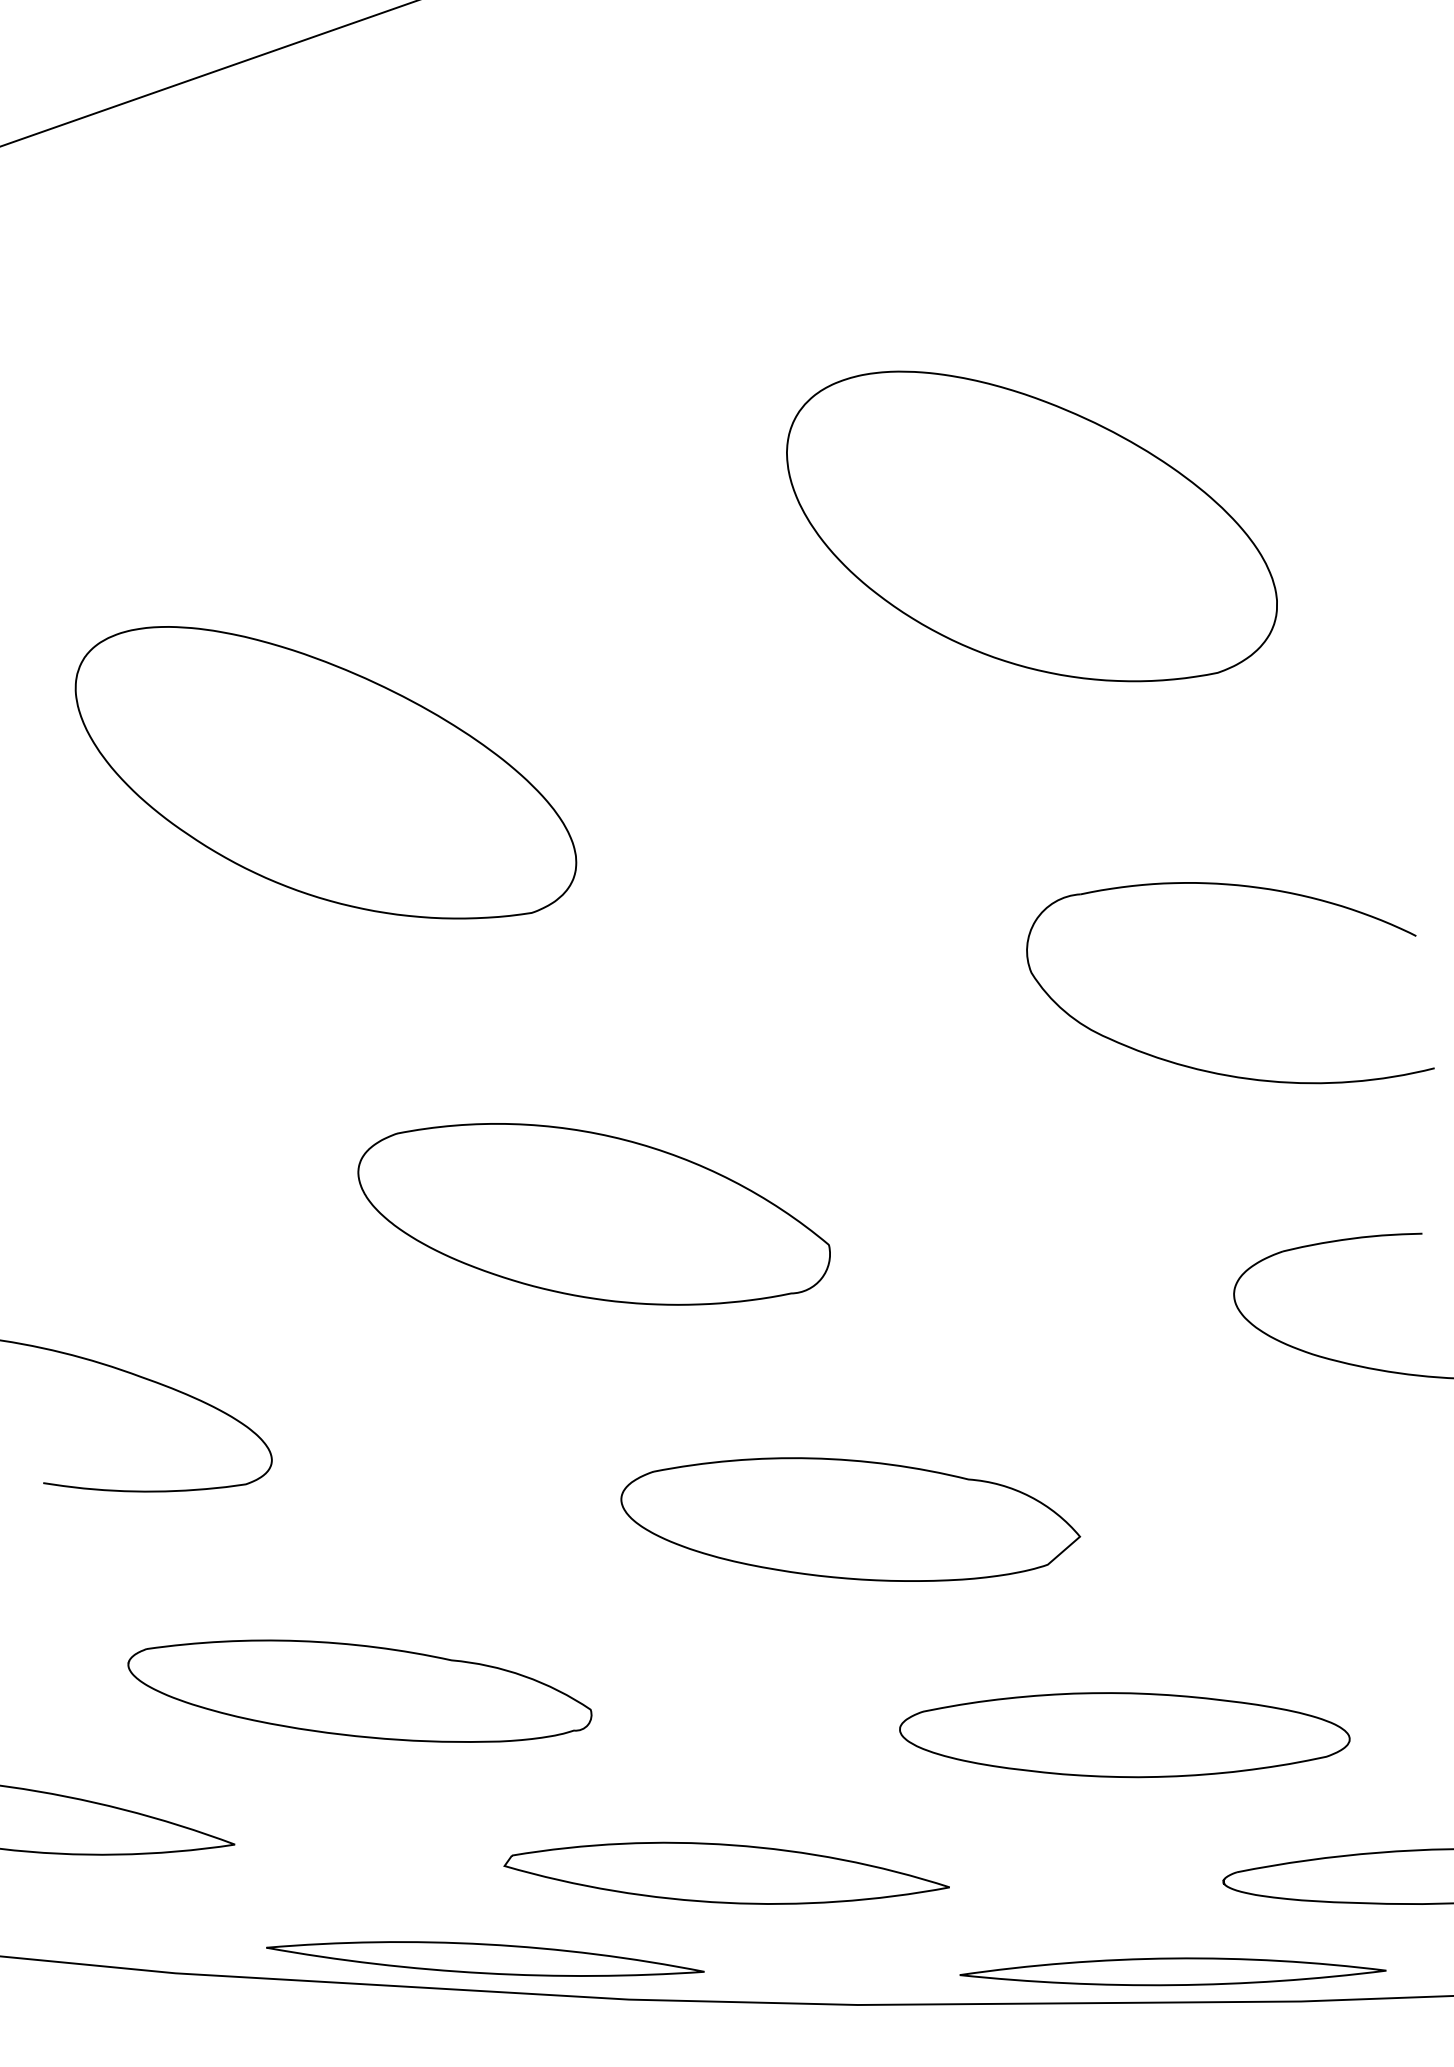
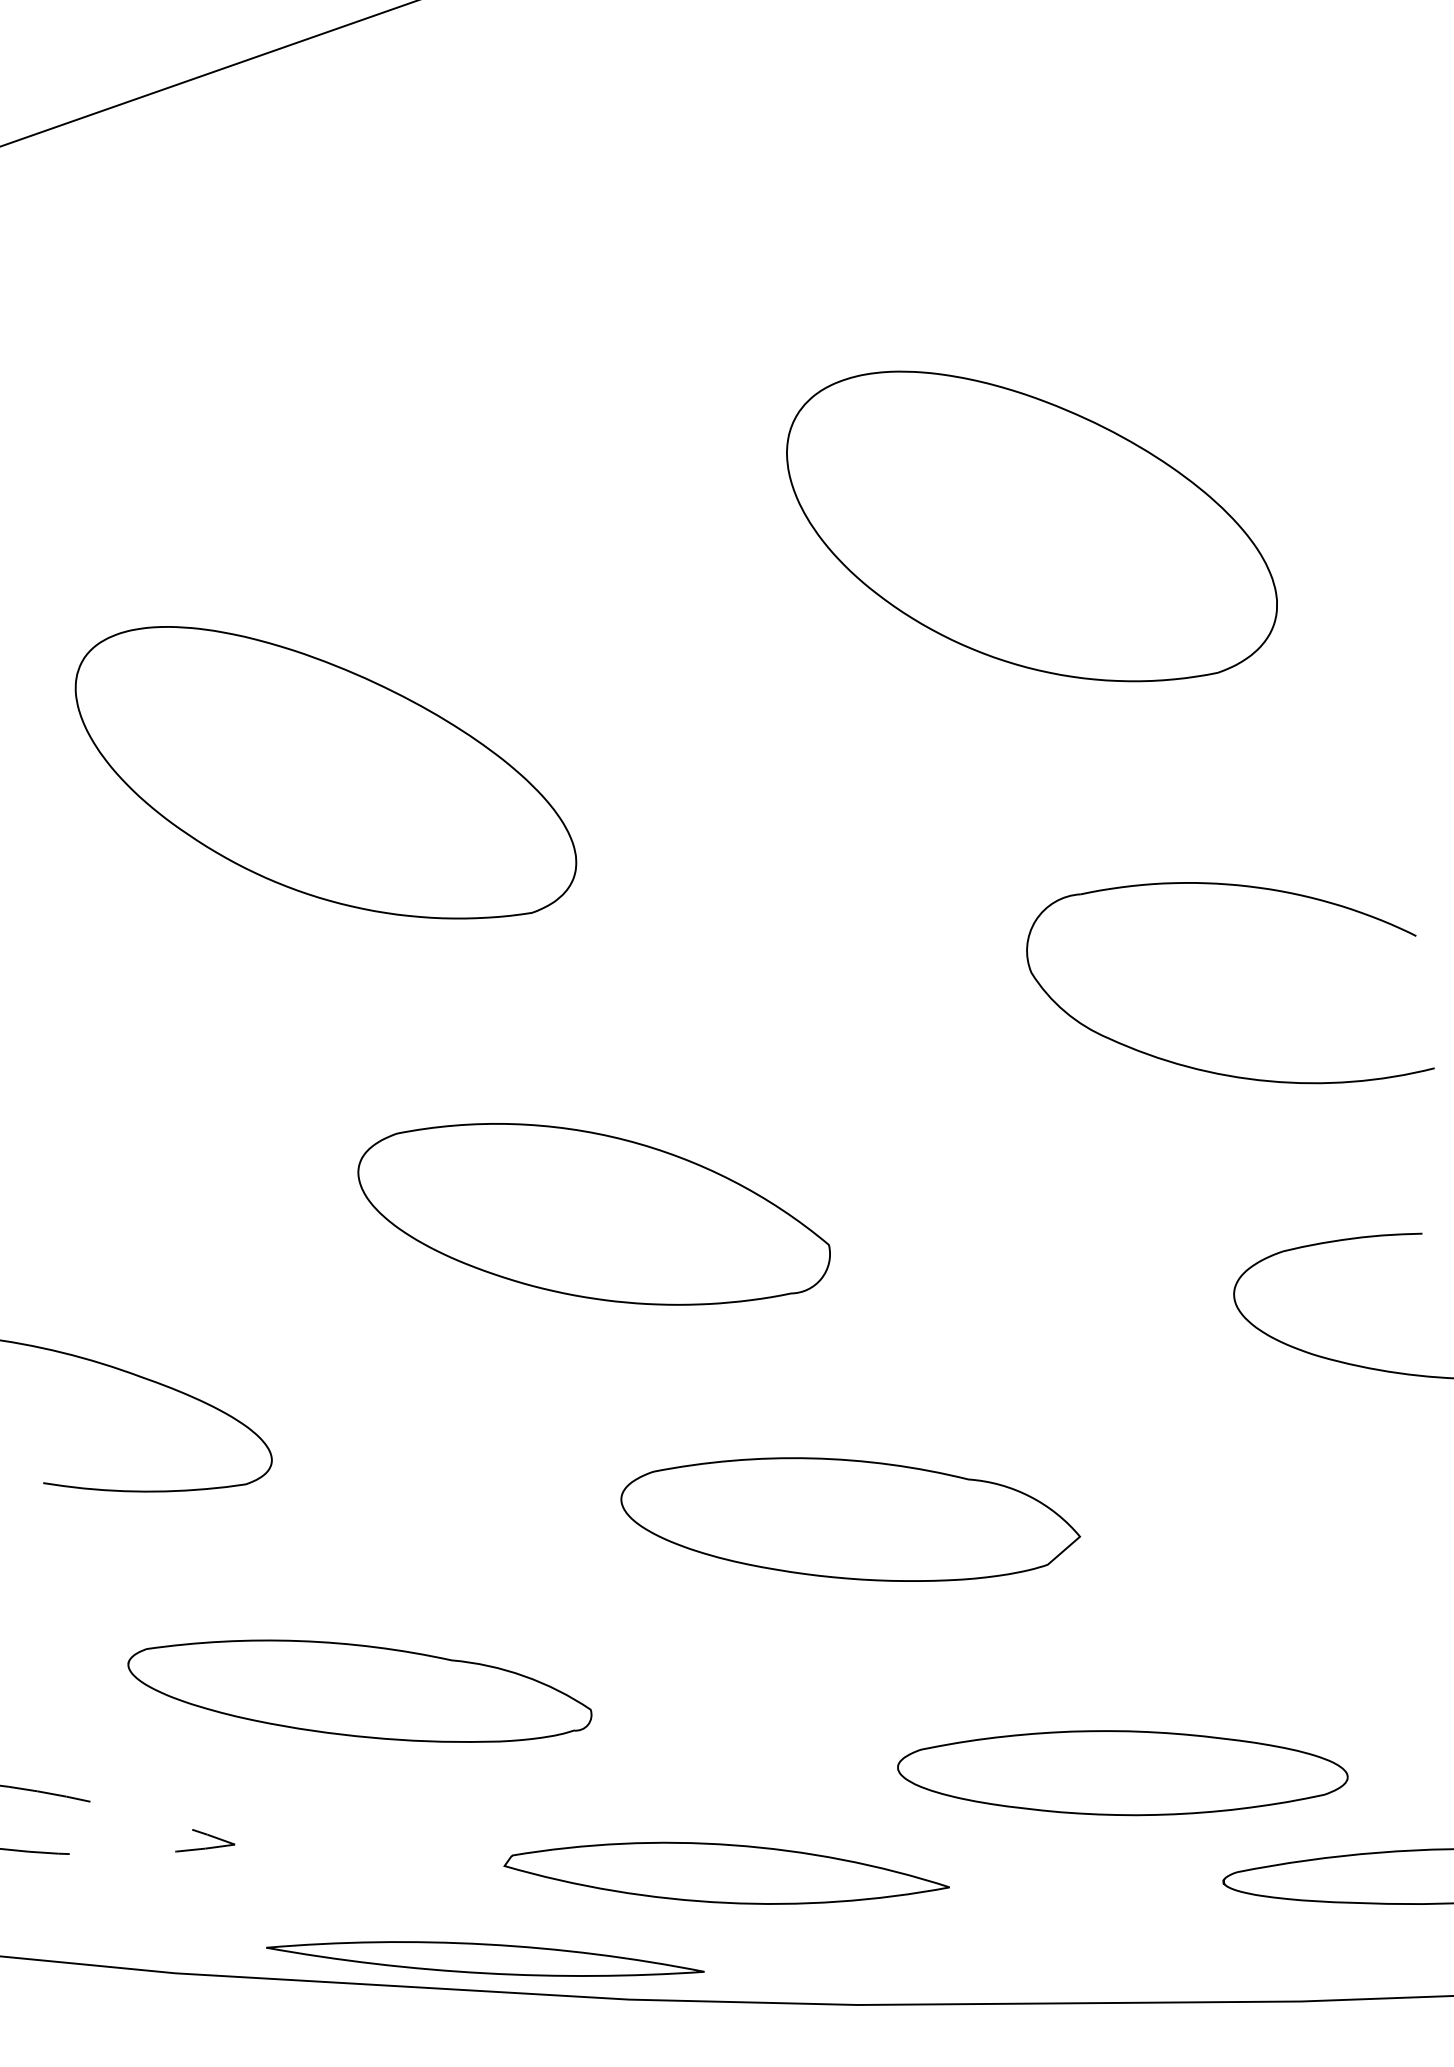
part position: (1124, 1735) -> (1122, 1773) (1122, 1773)
line: solid -> dashed (230, 1842)
part: present -> none (1172, 1971)
